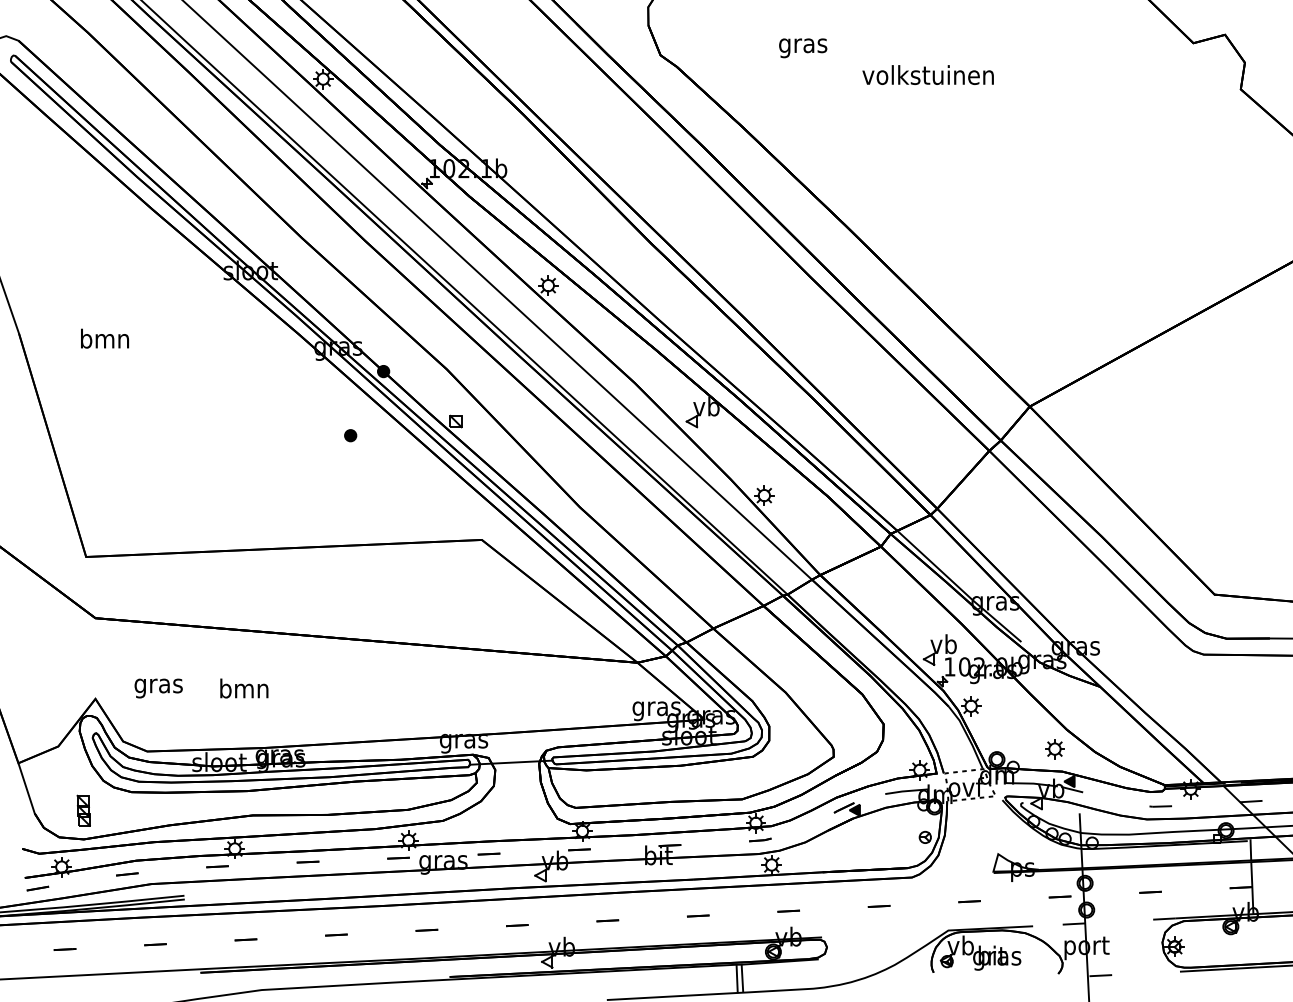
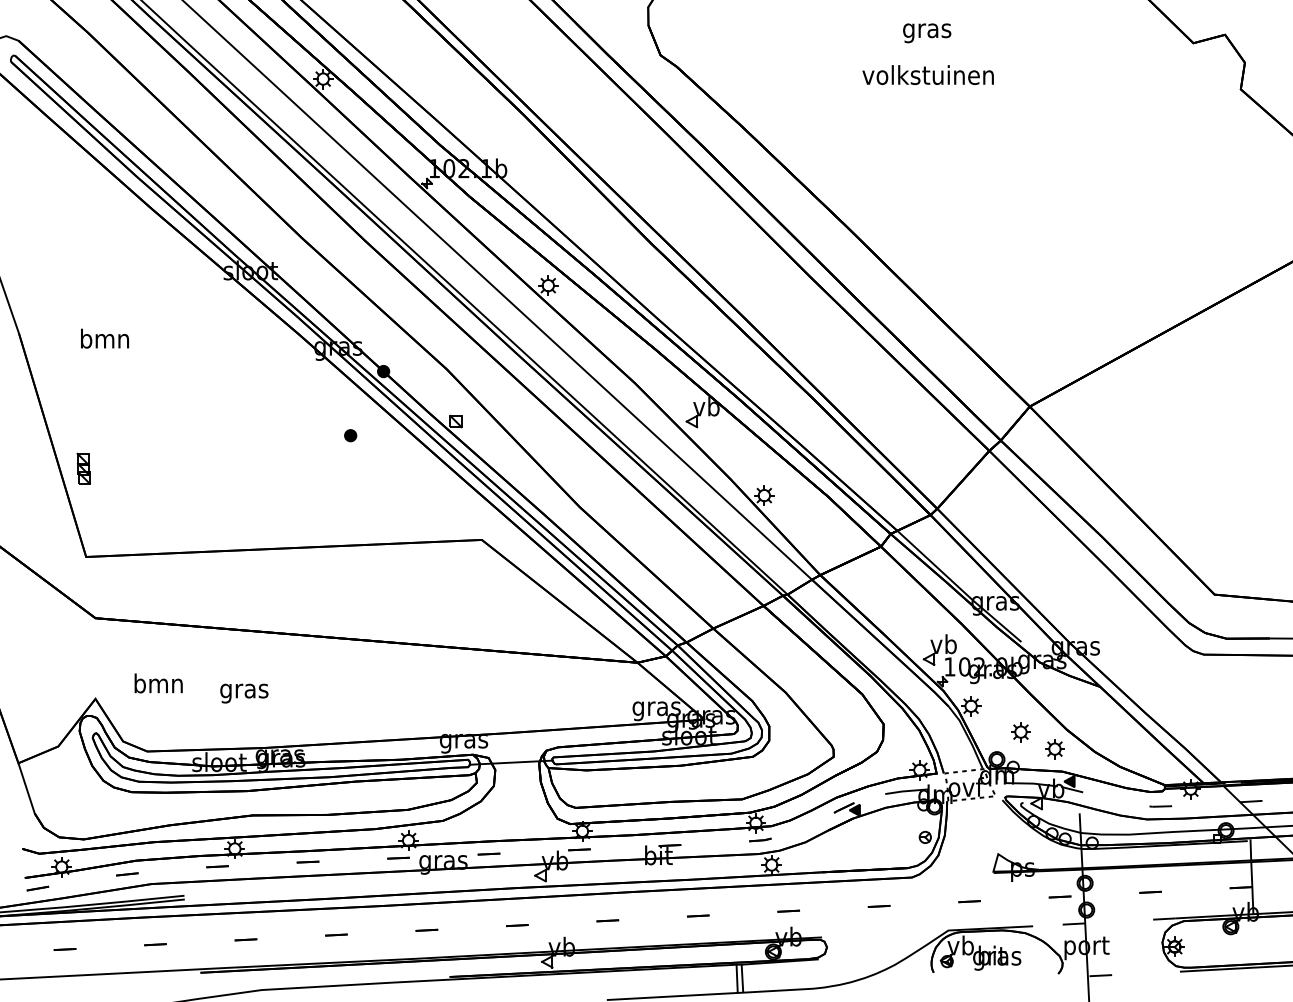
text position: (803, 48) -> (927, 33) (927, 33)
text: gras -> bmn (158, 685)
text: bmn -> gras (244, 690)
part: none -> present (1020, 732)
part position: (83, 810) -> (83, 468) (83, 468)
